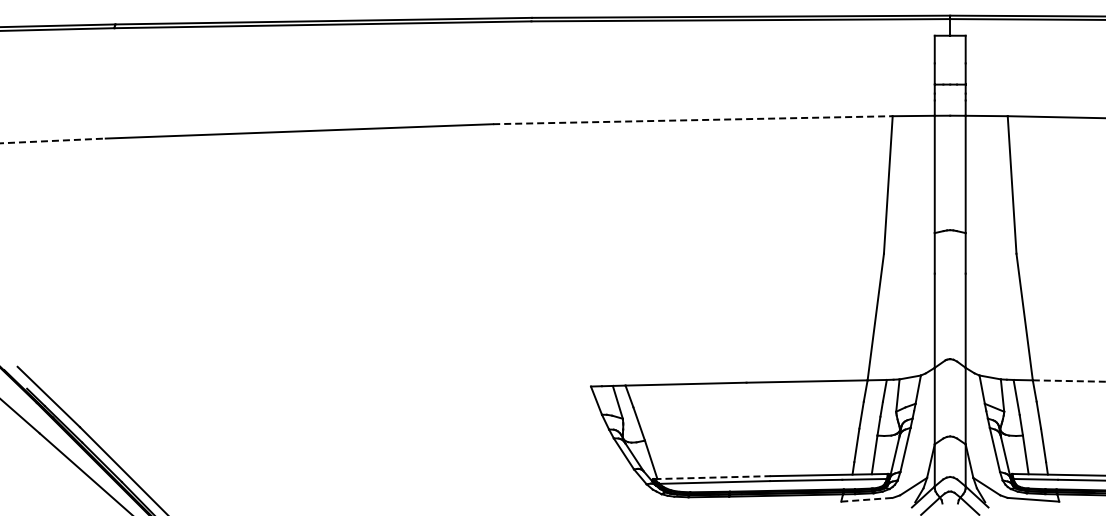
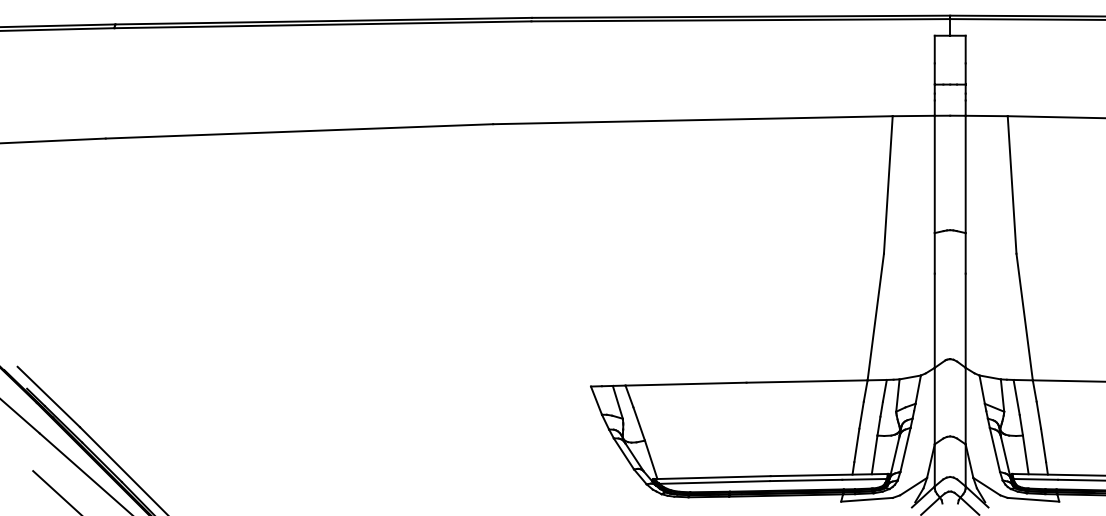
line: dashed -> solid (692, 120)
line: dashed -> solid (53, 140)
line: dashed -> solid (1069, 381)
line: dashed -> solid (713, 477)
line: none -> present (56, 491)
line: dashed -> solid (867, 499)
